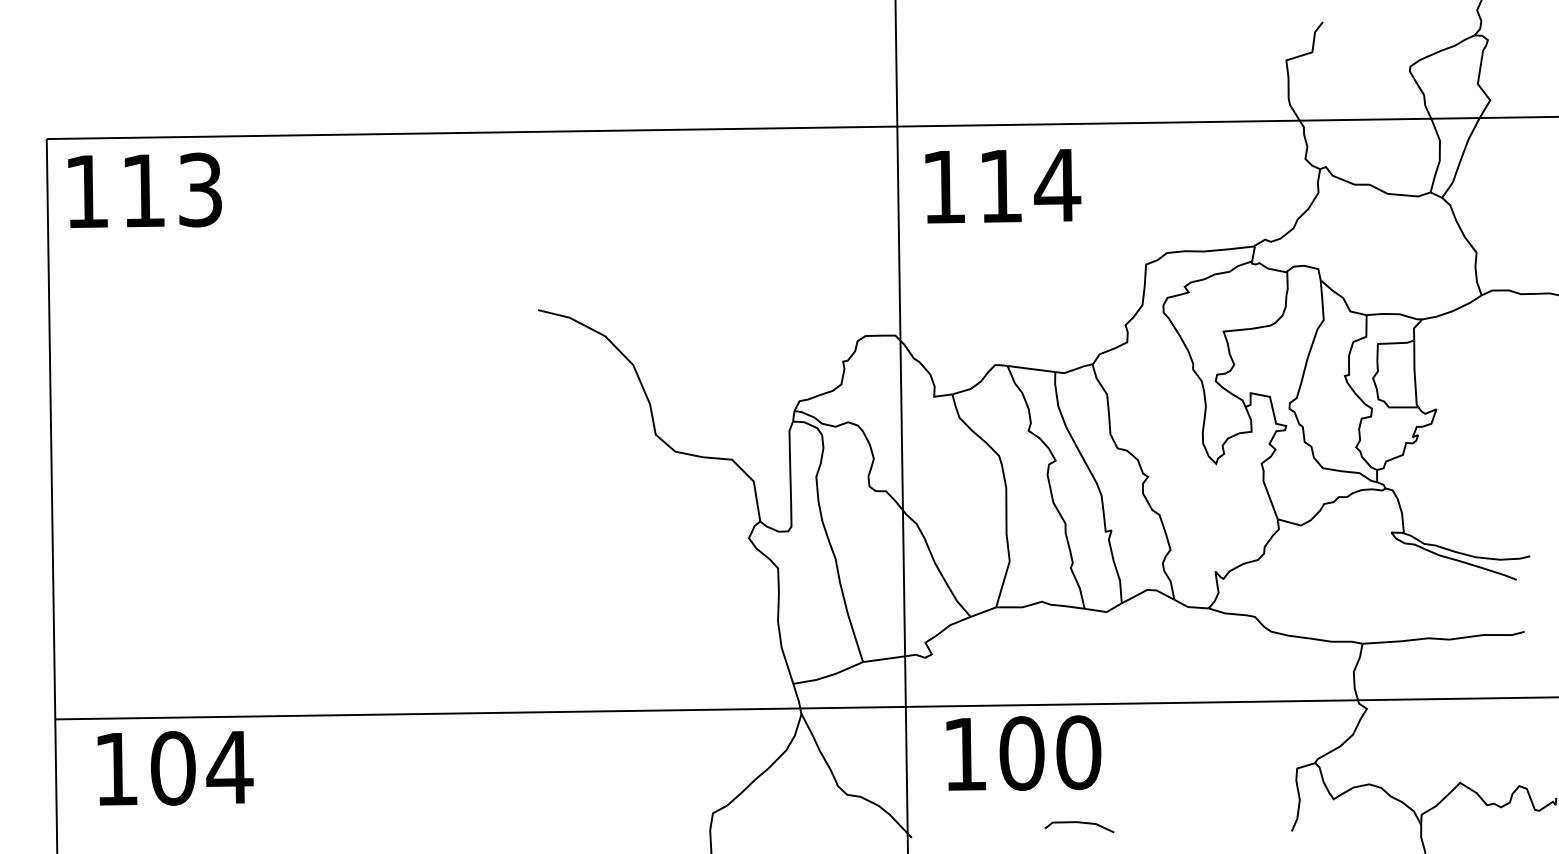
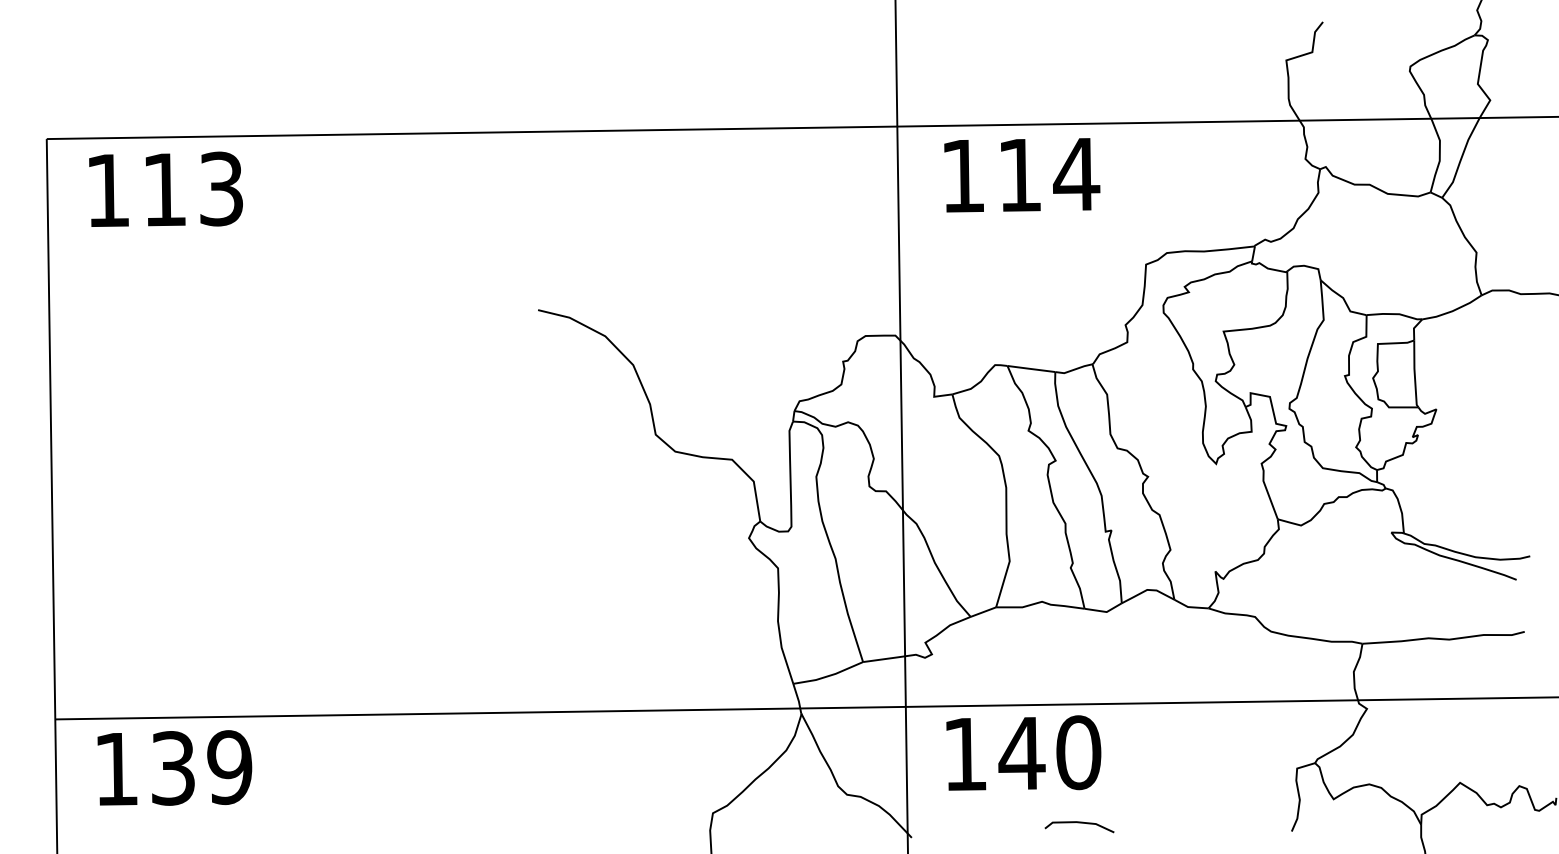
text position: (1003, 186) -> (1022, 175) (1022, 175)
text position: (144, 189) -> (165, 188) (165, 188)
text: 100 -> 140 (1021, 753)
text: 104 -> 139 (202, 767)
